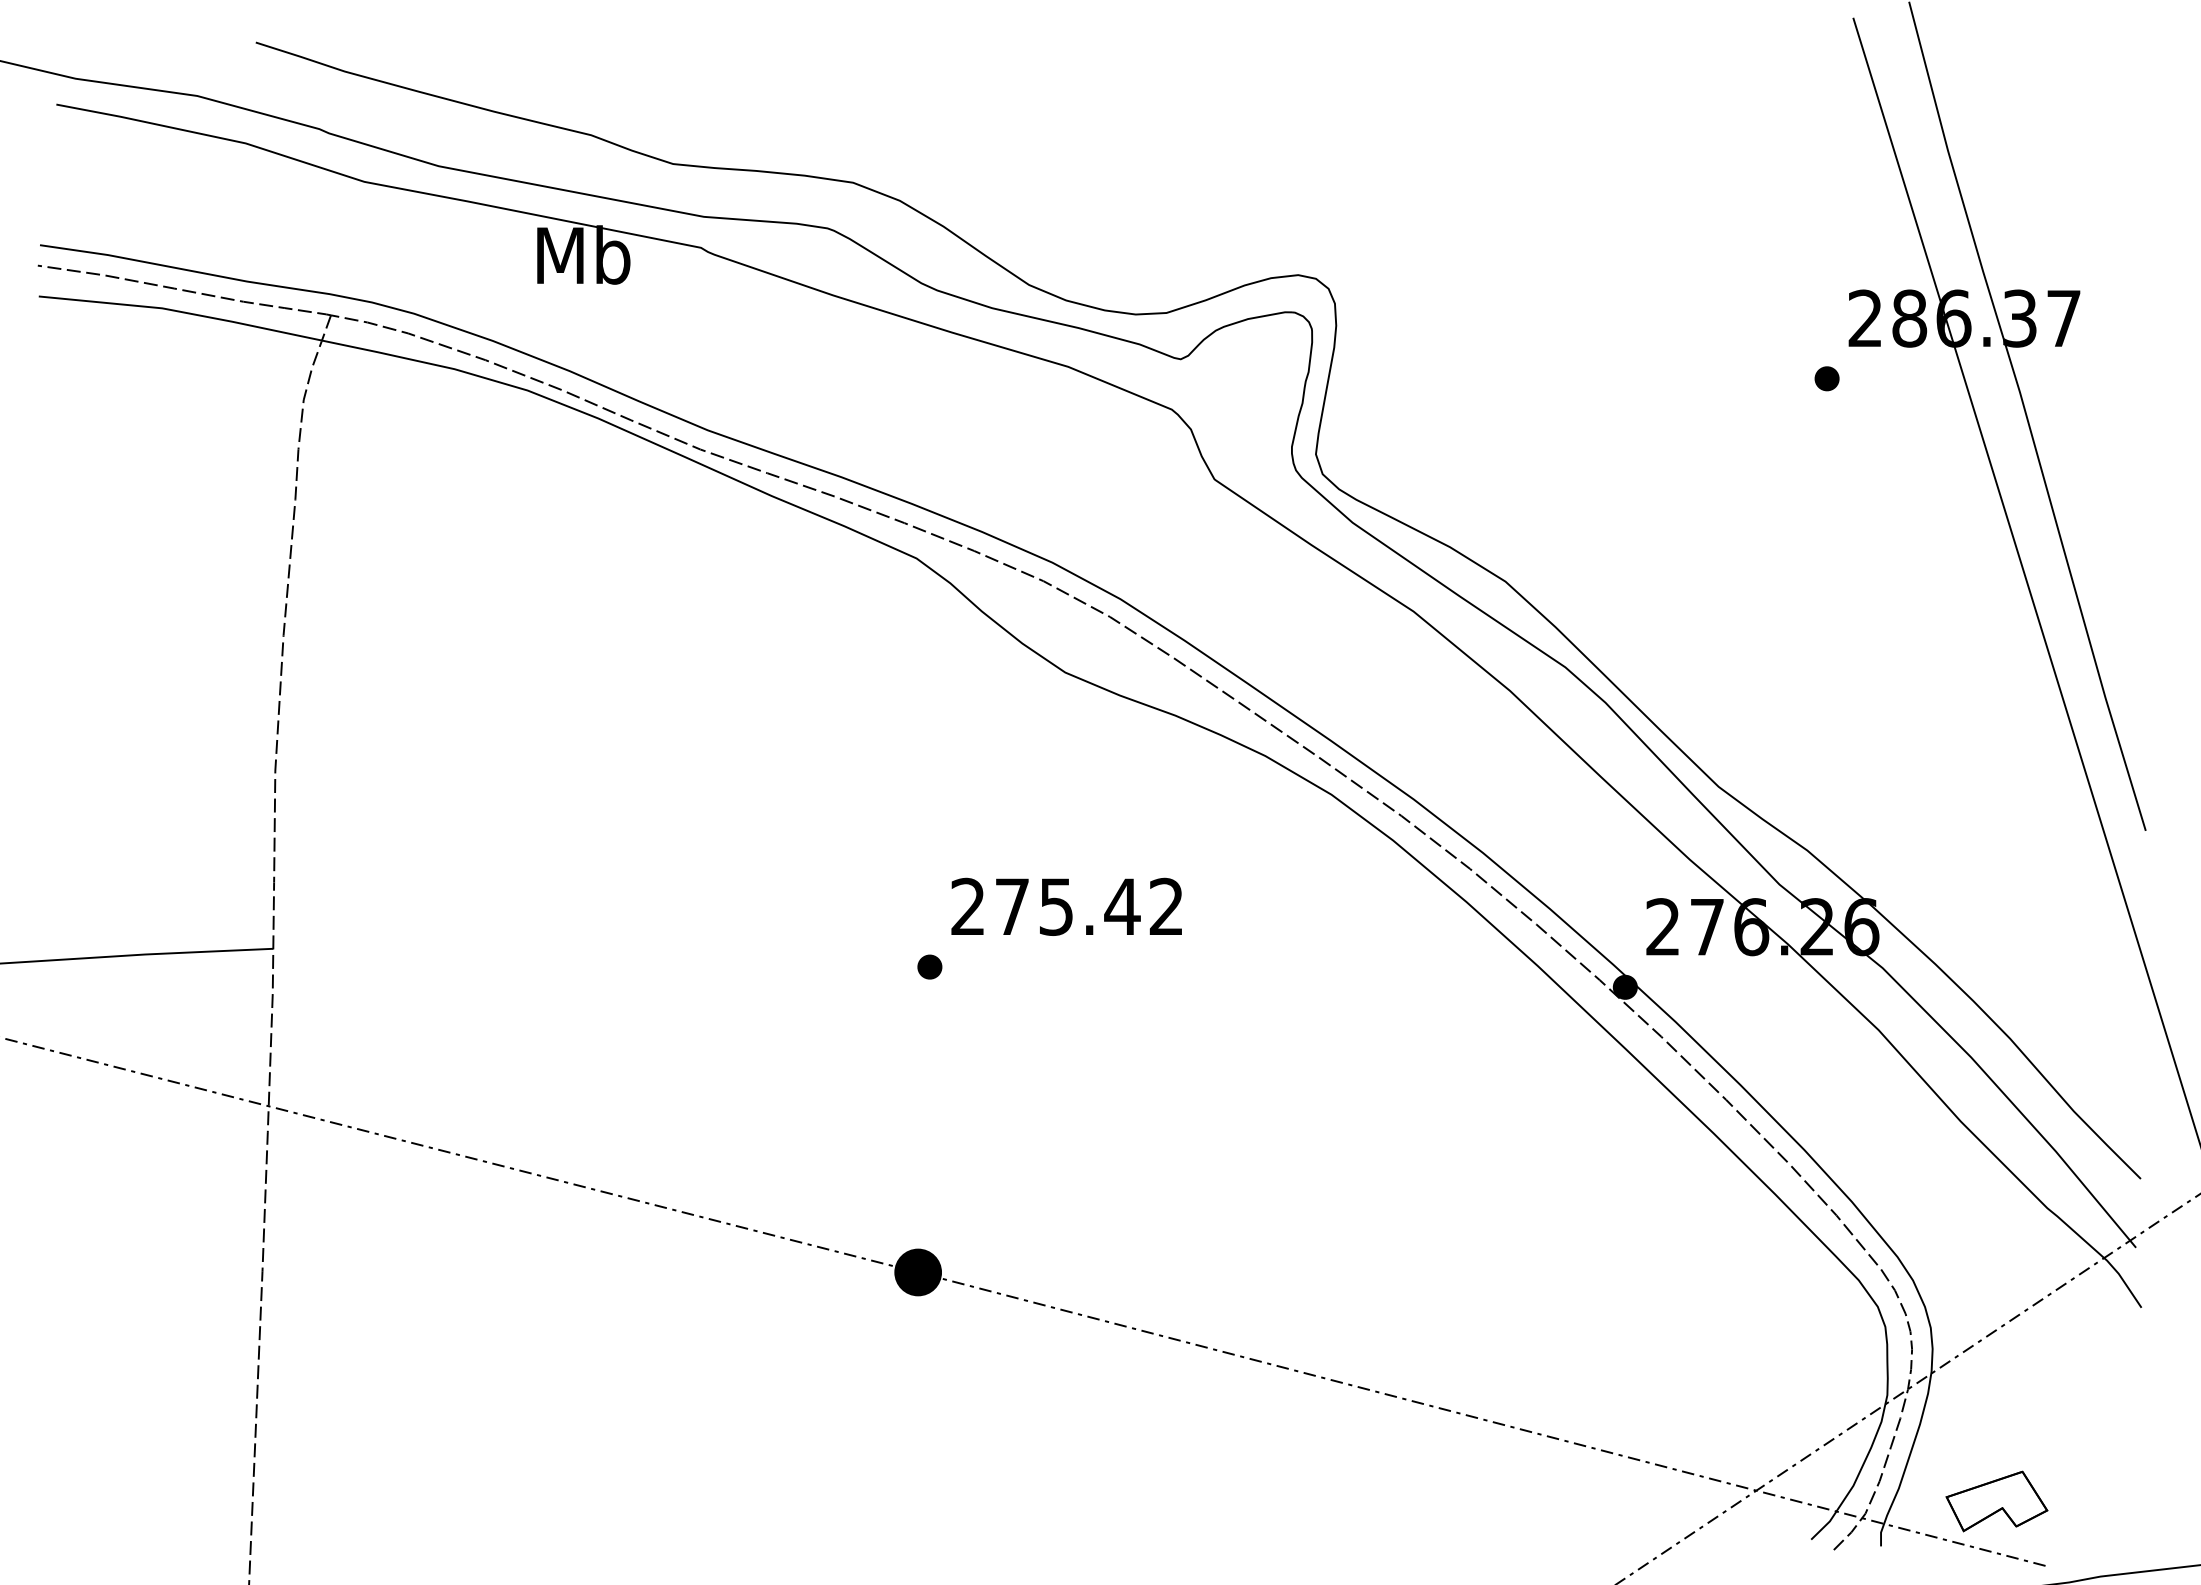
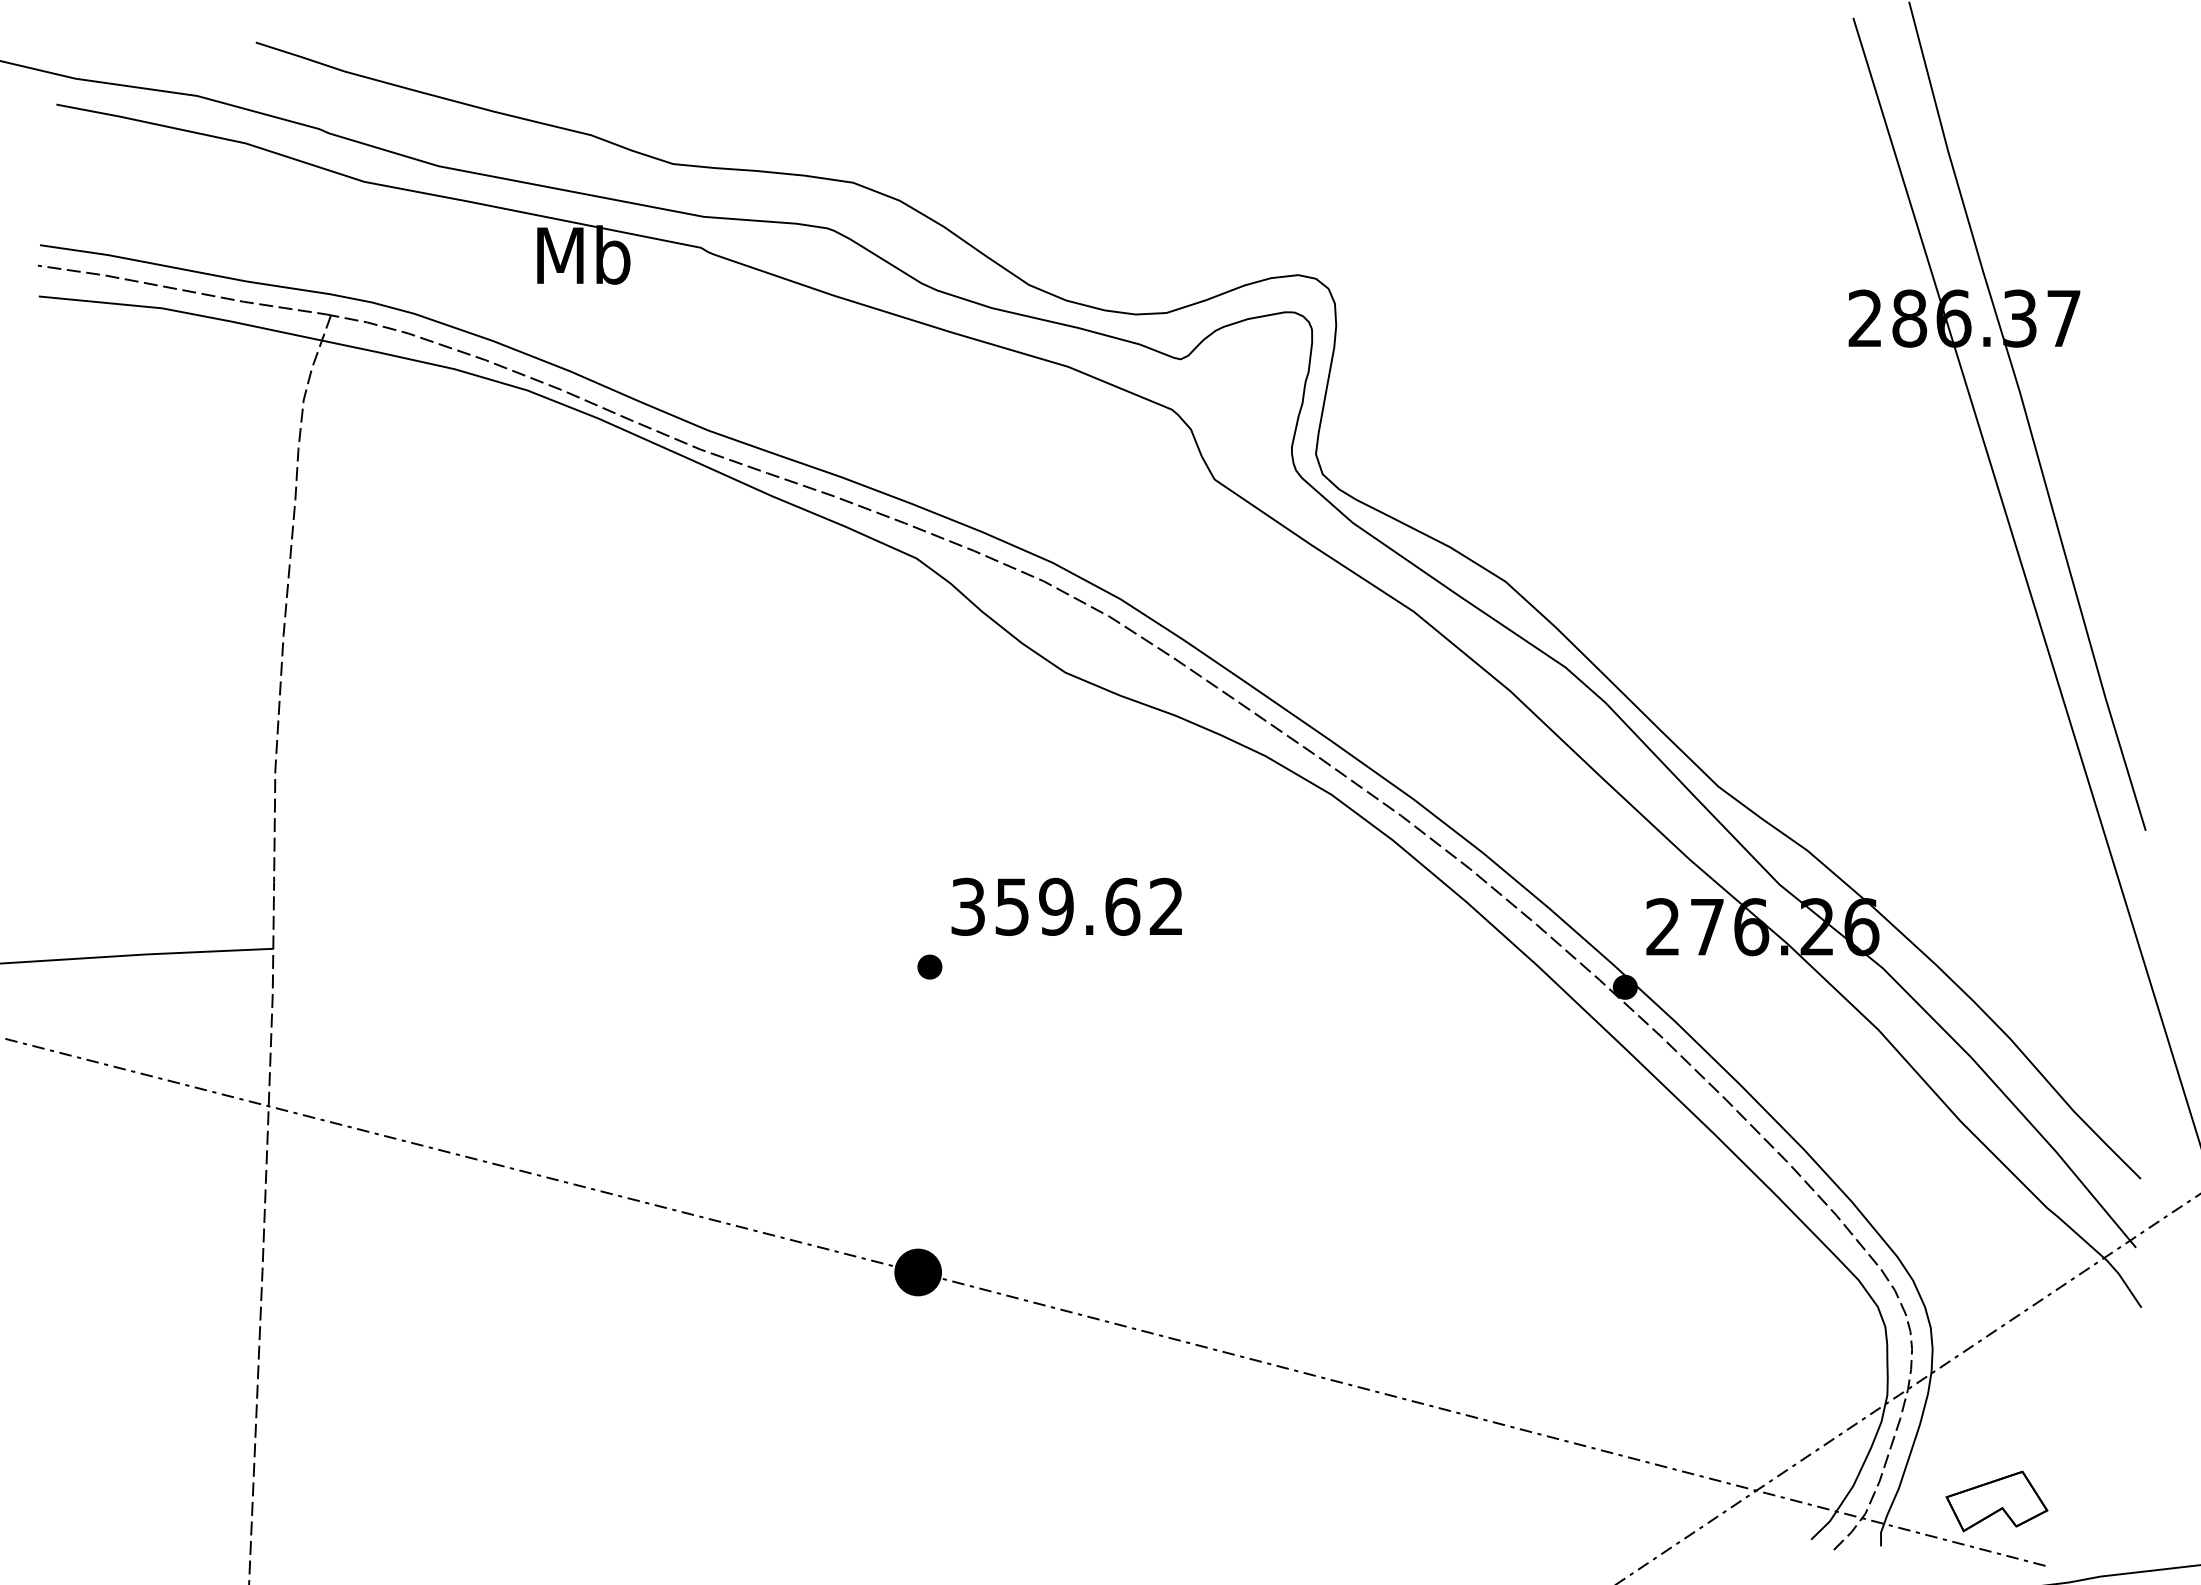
part: present -> none (1826, 378)
text: 275.42 -> 359.62 (1045, 906)
